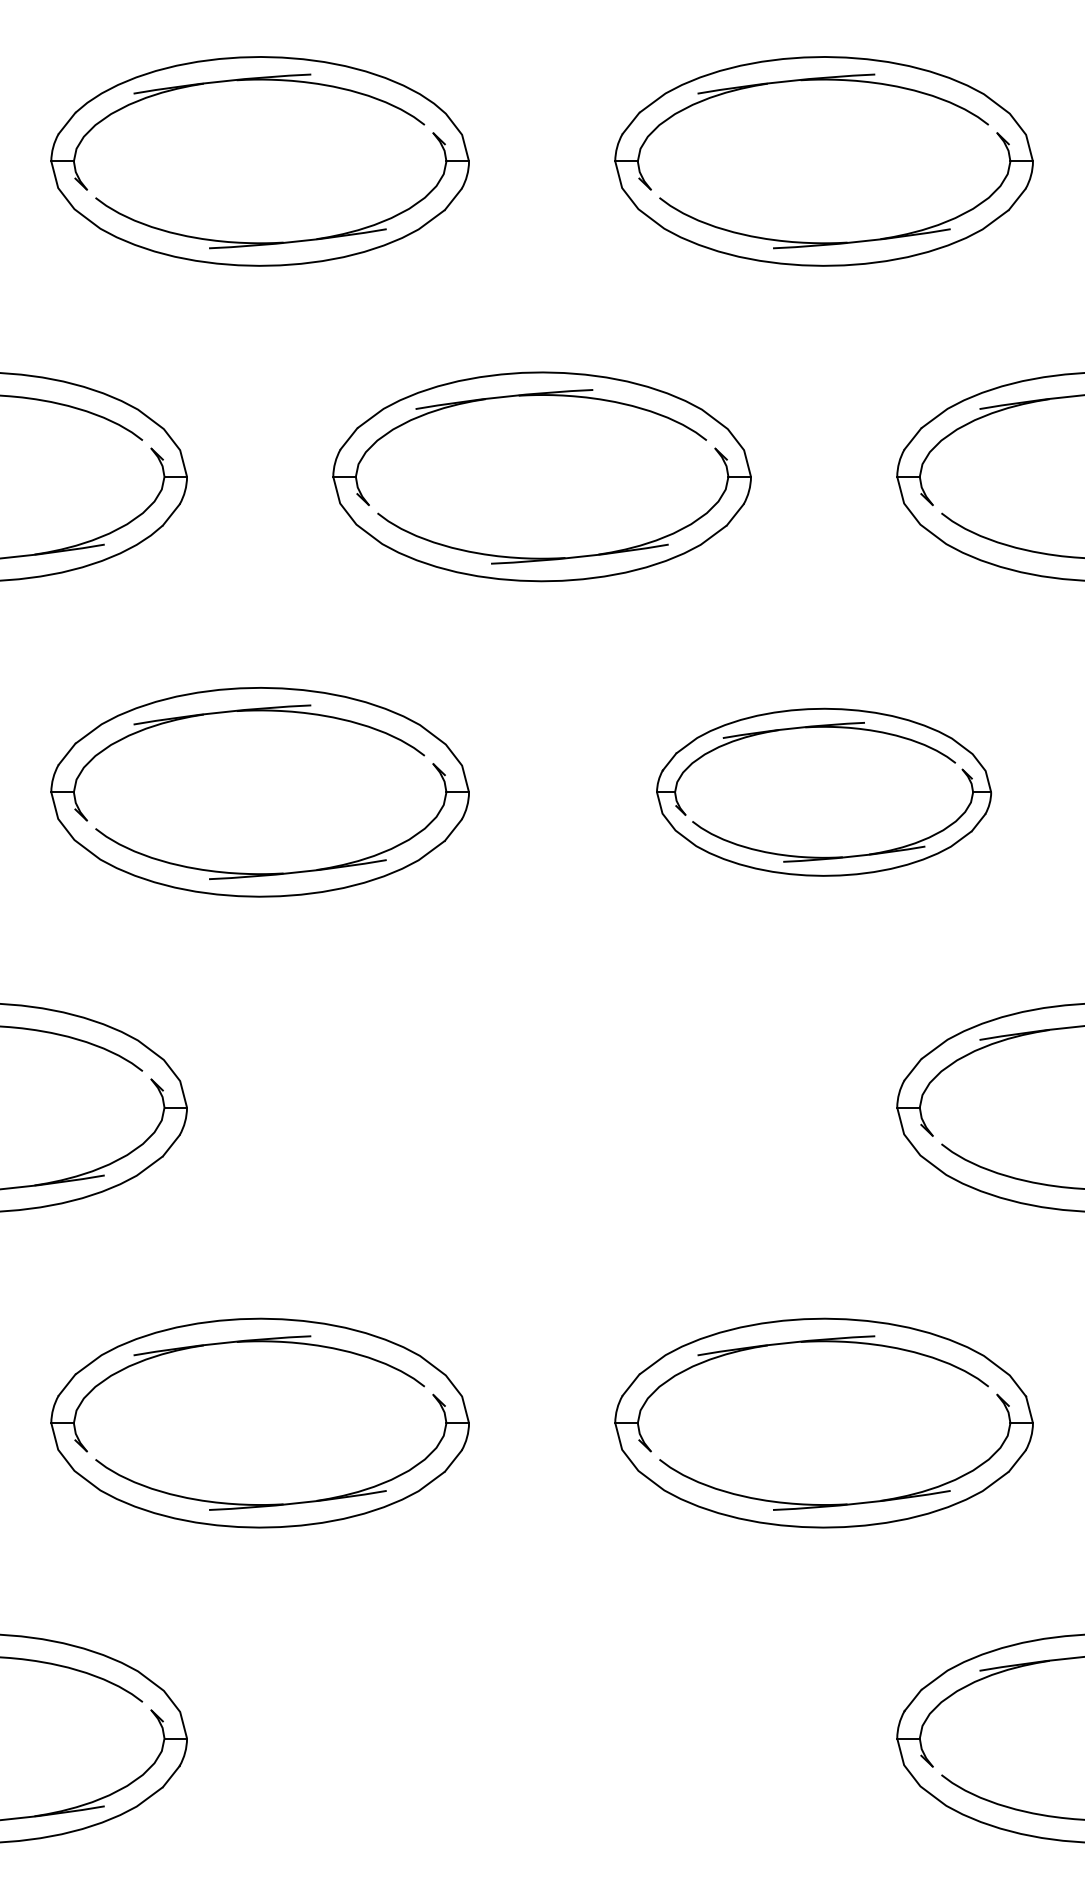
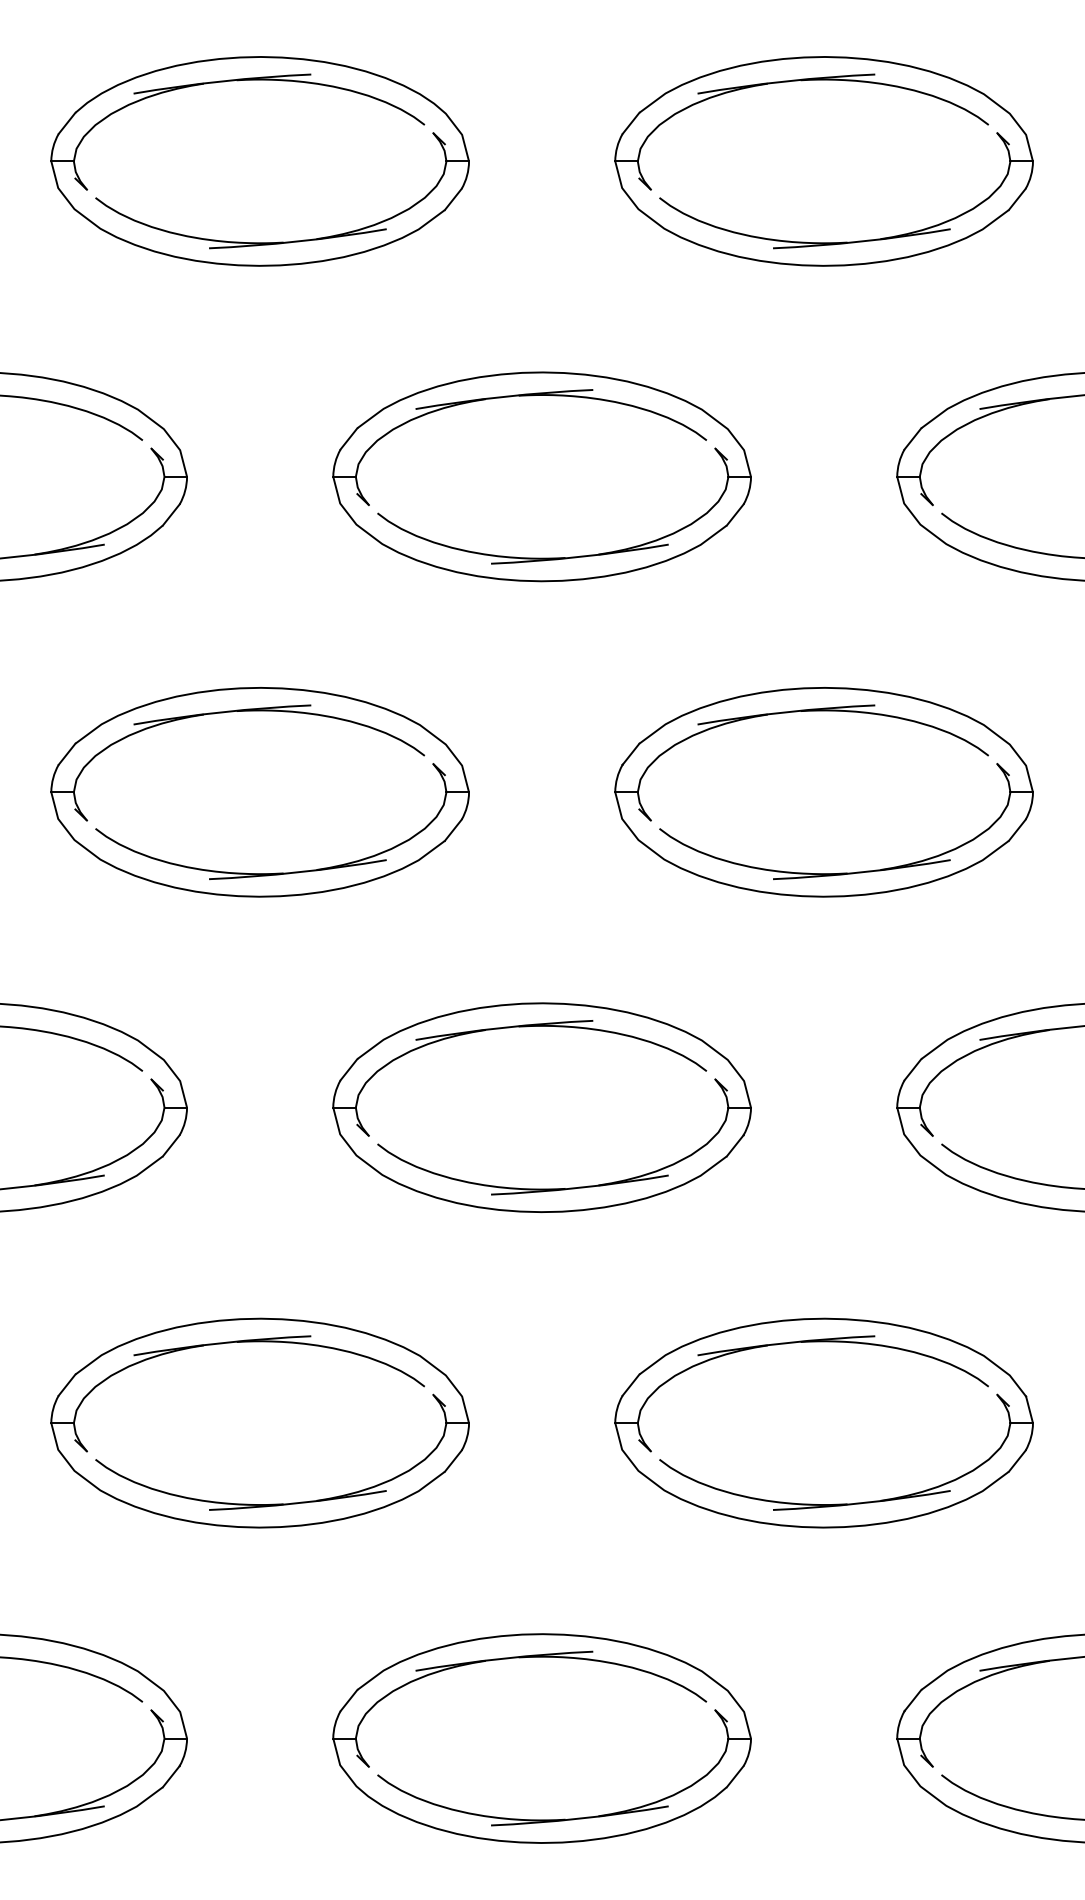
part size: 337x170 px -> 420x211 px (823, 792)
part: none -> present (541, 1107)
part: none -> present (541, 1738)
